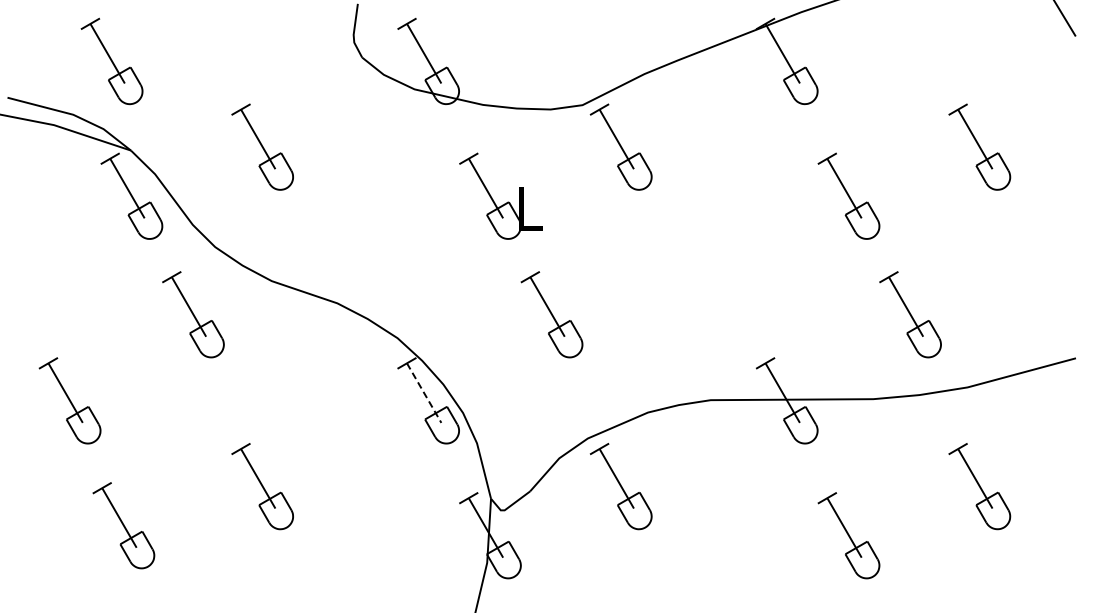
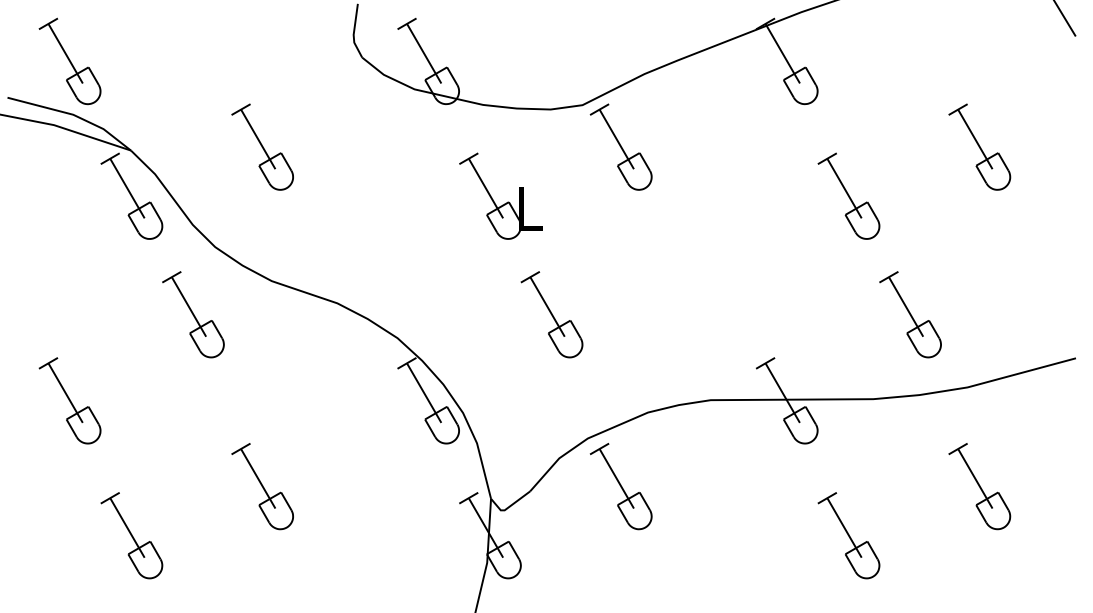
part position: (111, 61) -> (69, 61) (69, 61)
line: dashed -> solid (424, 393)
part position: (123, 525) -> (131, 535) (131, 535)
